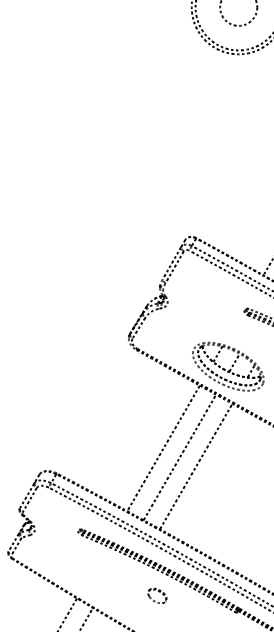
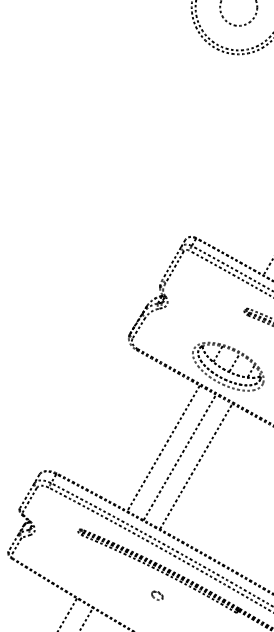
part size: 21x17 px -> 13x11 px (157, 595)
